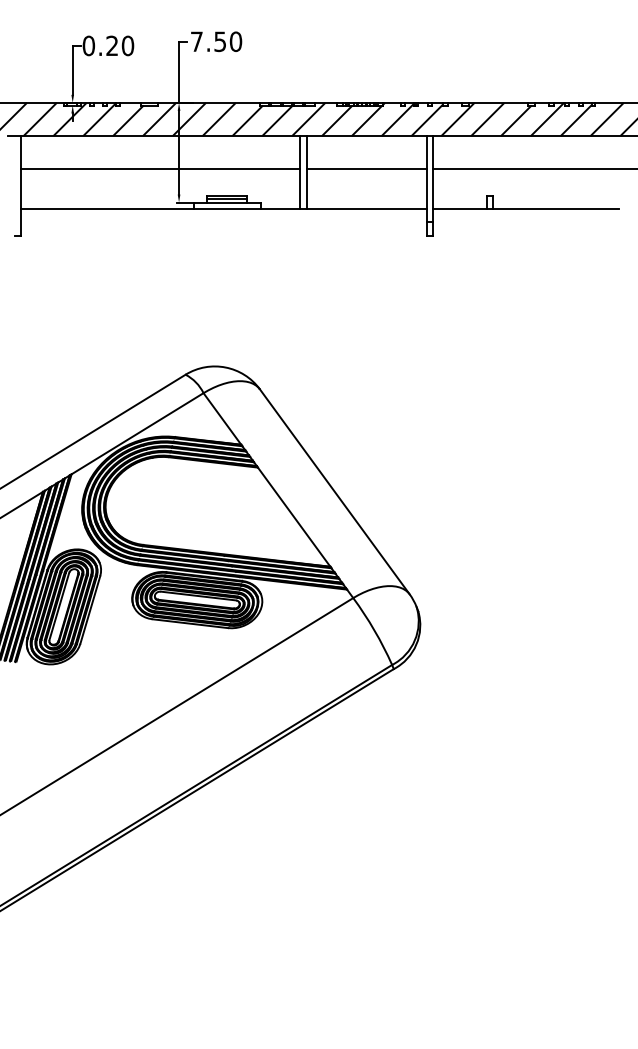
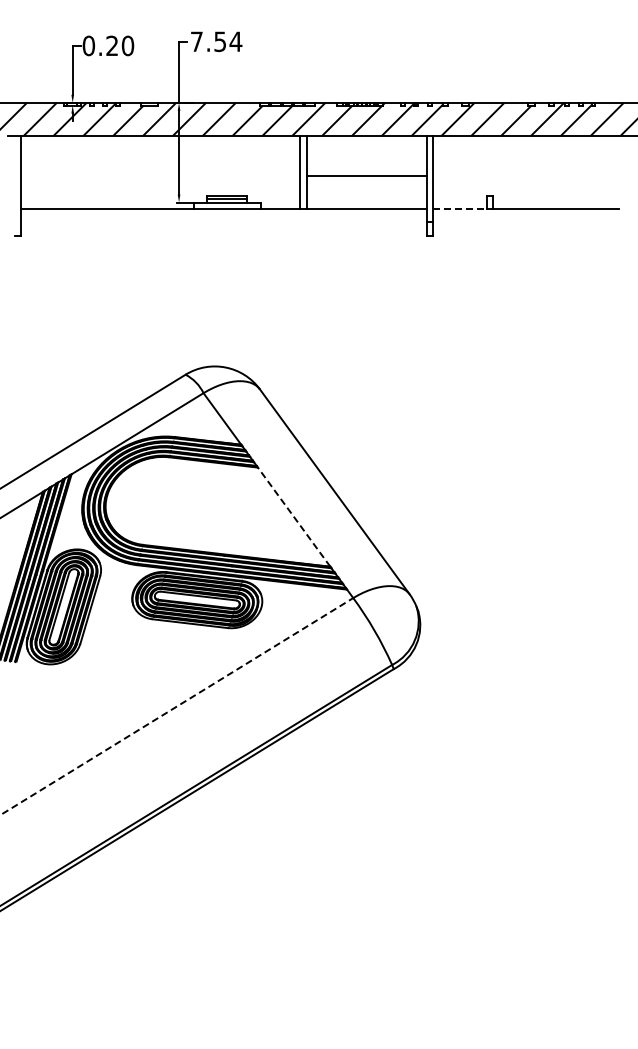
text: 7.50 -> 7.54 (235, 41)
line: present -> none (160, 169)
line position: (366, 169) -> (366, 176) (366, 176)
line: present -> none (533, 169)
line: solid -> dashed (459, 209)
line: solid -> dashed (293, 516)
line: solid -> dashed (176, 706)
